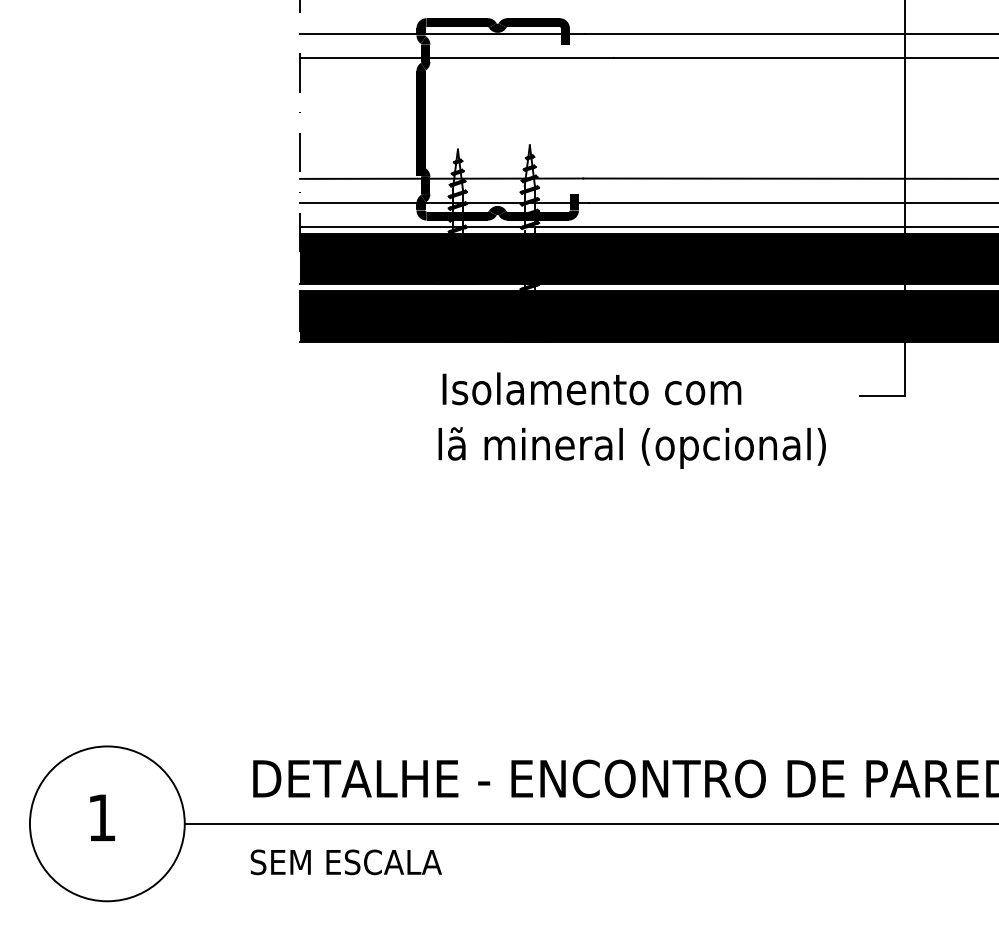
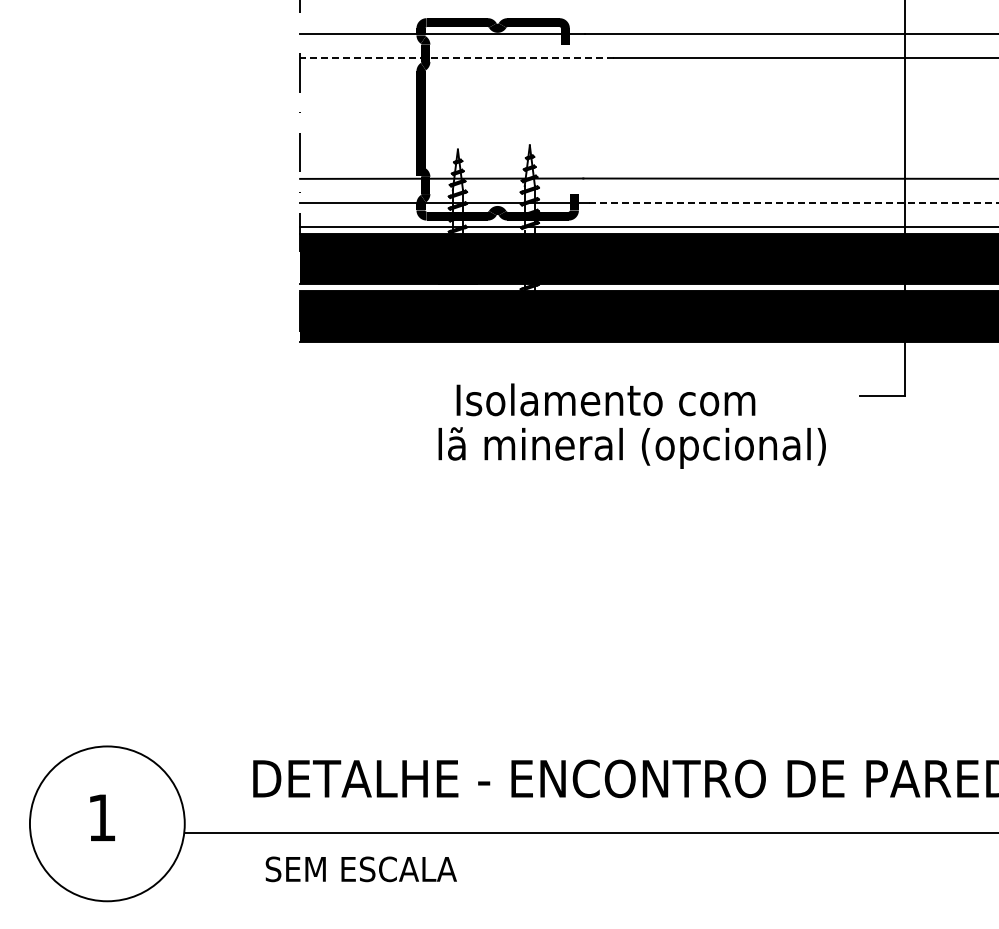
line: solid -> dashed (456, 57)
line: solid -> dashed (793, 203)
text position: (591, 388) -> (605, 399) (605, 399)
line position: (589, 823) -> (589, 832) (589, 832)
text position: (345, 862) -> (360, 869) (360, 869)
